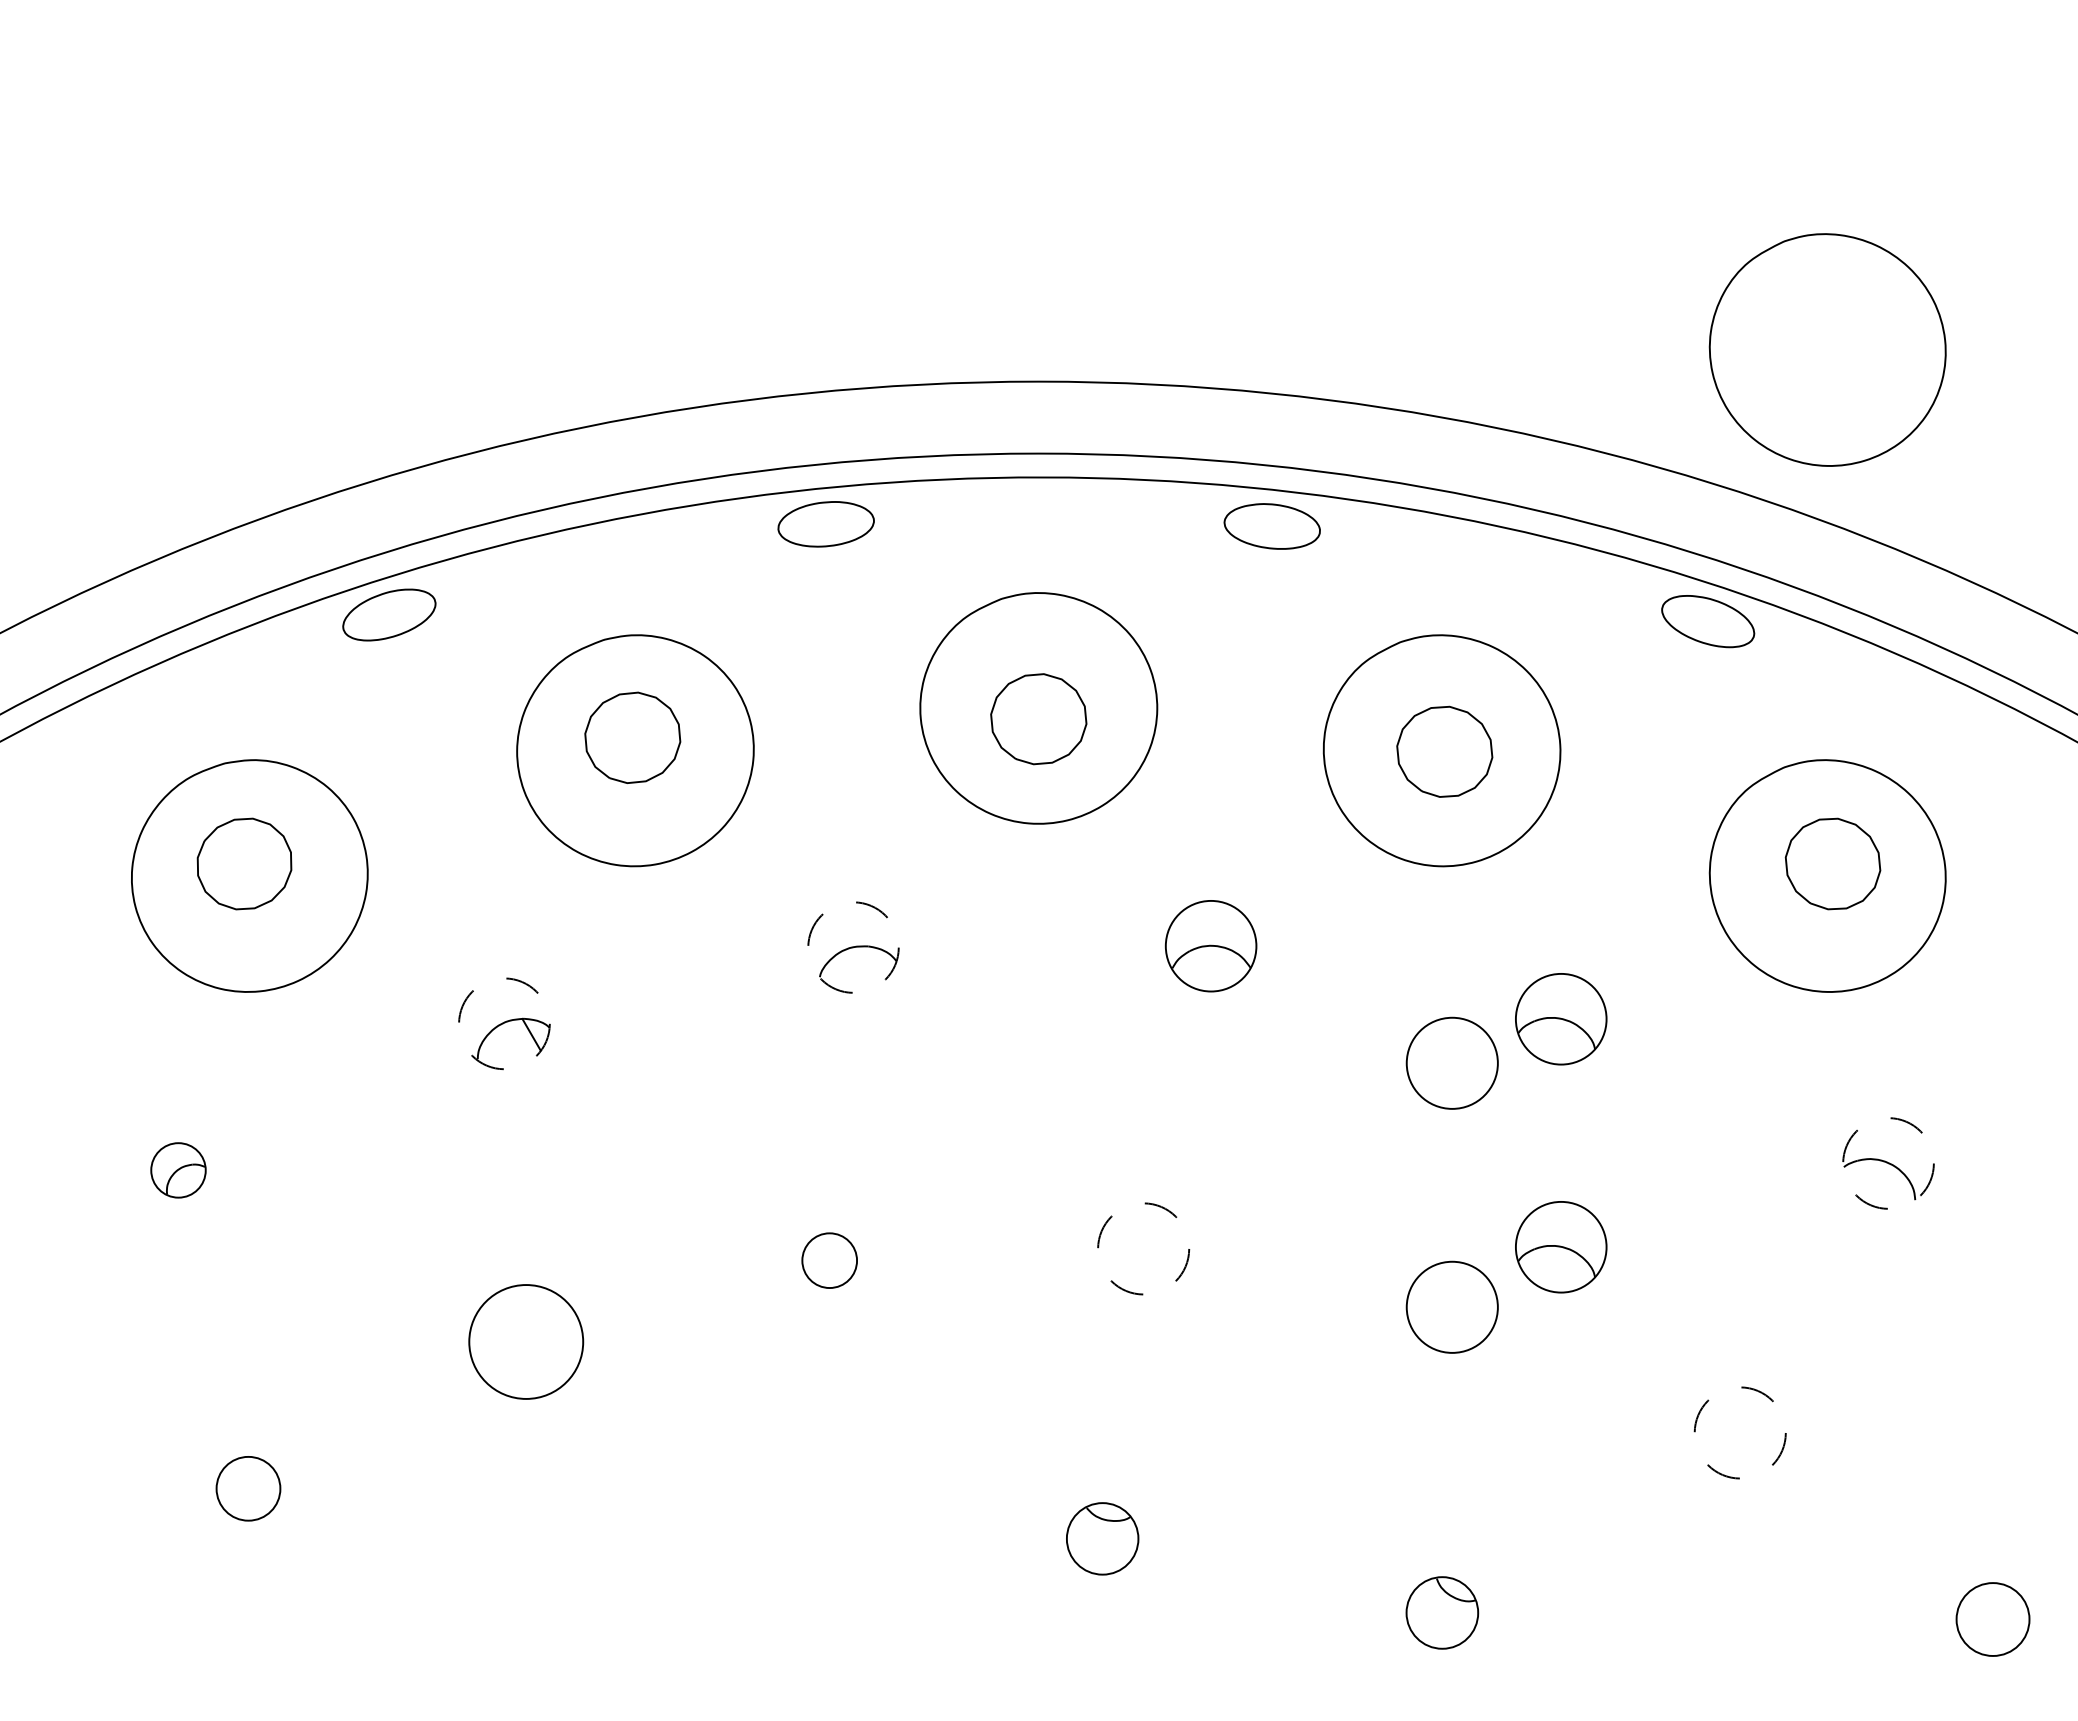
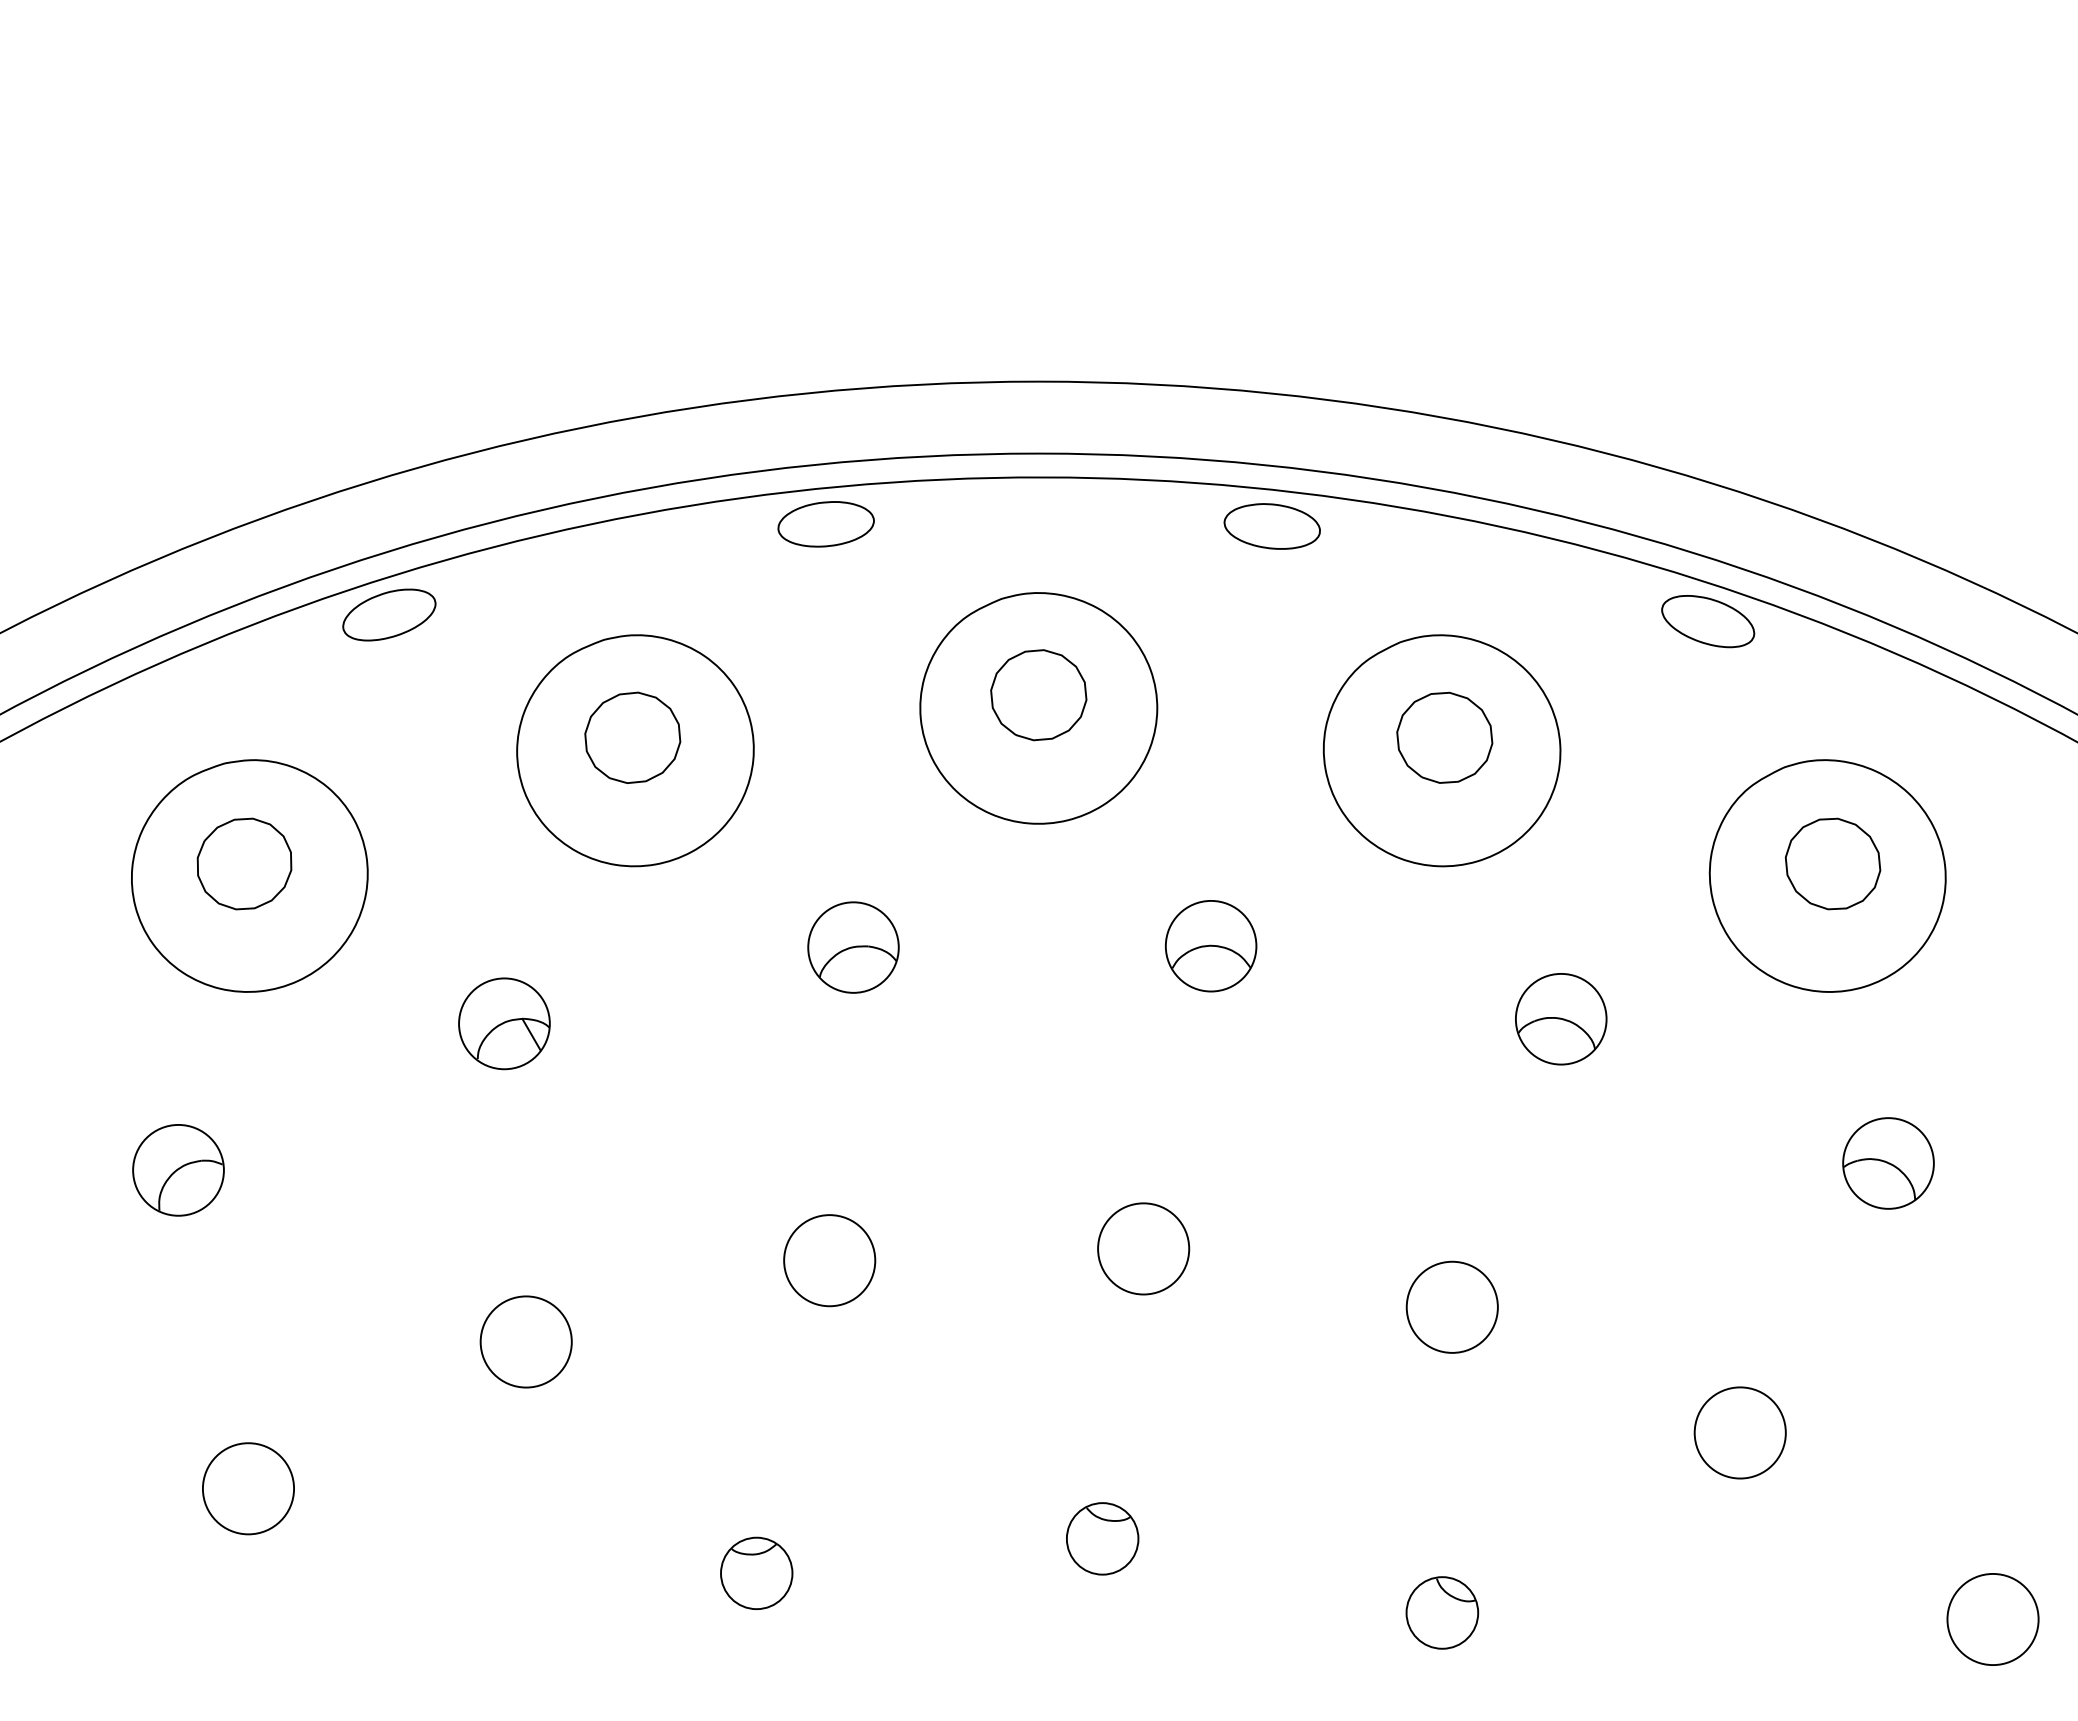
part: present -> none (1827, 349)
part position: (1038, 719) -> (1038, 695) (1038, 695)
part position: (1444, 751) -> (1444, 737) (1444, 737)
circle: dashed -> solid (853, 947)
circle: dashed -> solid (504, 1023)
circle: present -> none (1451, 1062)
circle: dashed -> solid (1888, 1163)
part size: 57x57 px -> 93x93 px (178, 1170)
part: present -> none (1561, 1247)
circle: dashed -> solid (1143, 1248)
circle diameter: 55 px -> 91 px (829, 1260)
circle diameter: 114 px -> 91 px (525, 1341)
circle: dashed -> solid (1739, 1432)
circle diameter: 64 px -> 91 px (248, 1488)
part: none -> present (756, 1572)
circle diameter: 73 px -> 91 px (1992, 1619)
